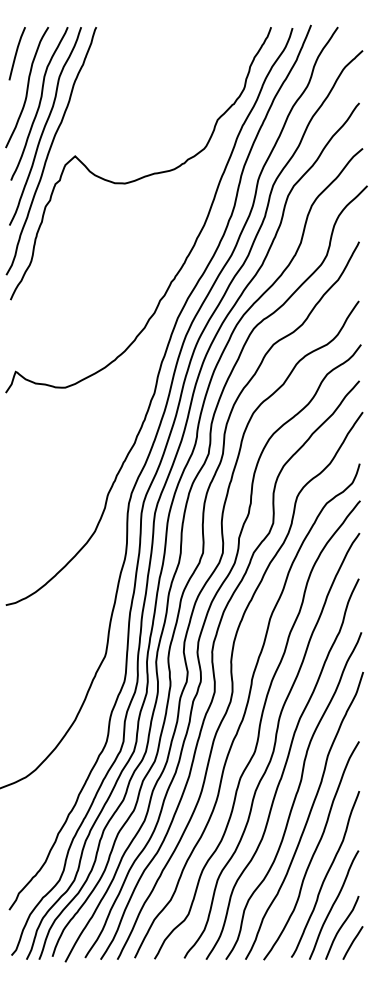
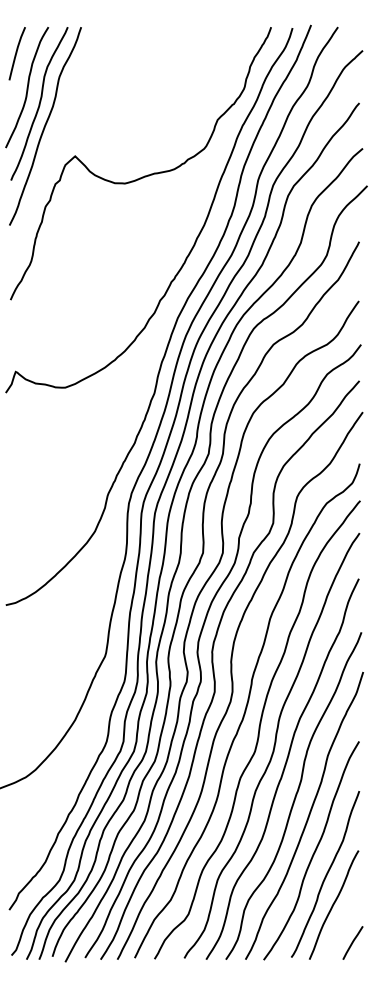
curve: present -> none (50, 151)
curve: present -> none (342, 926)
